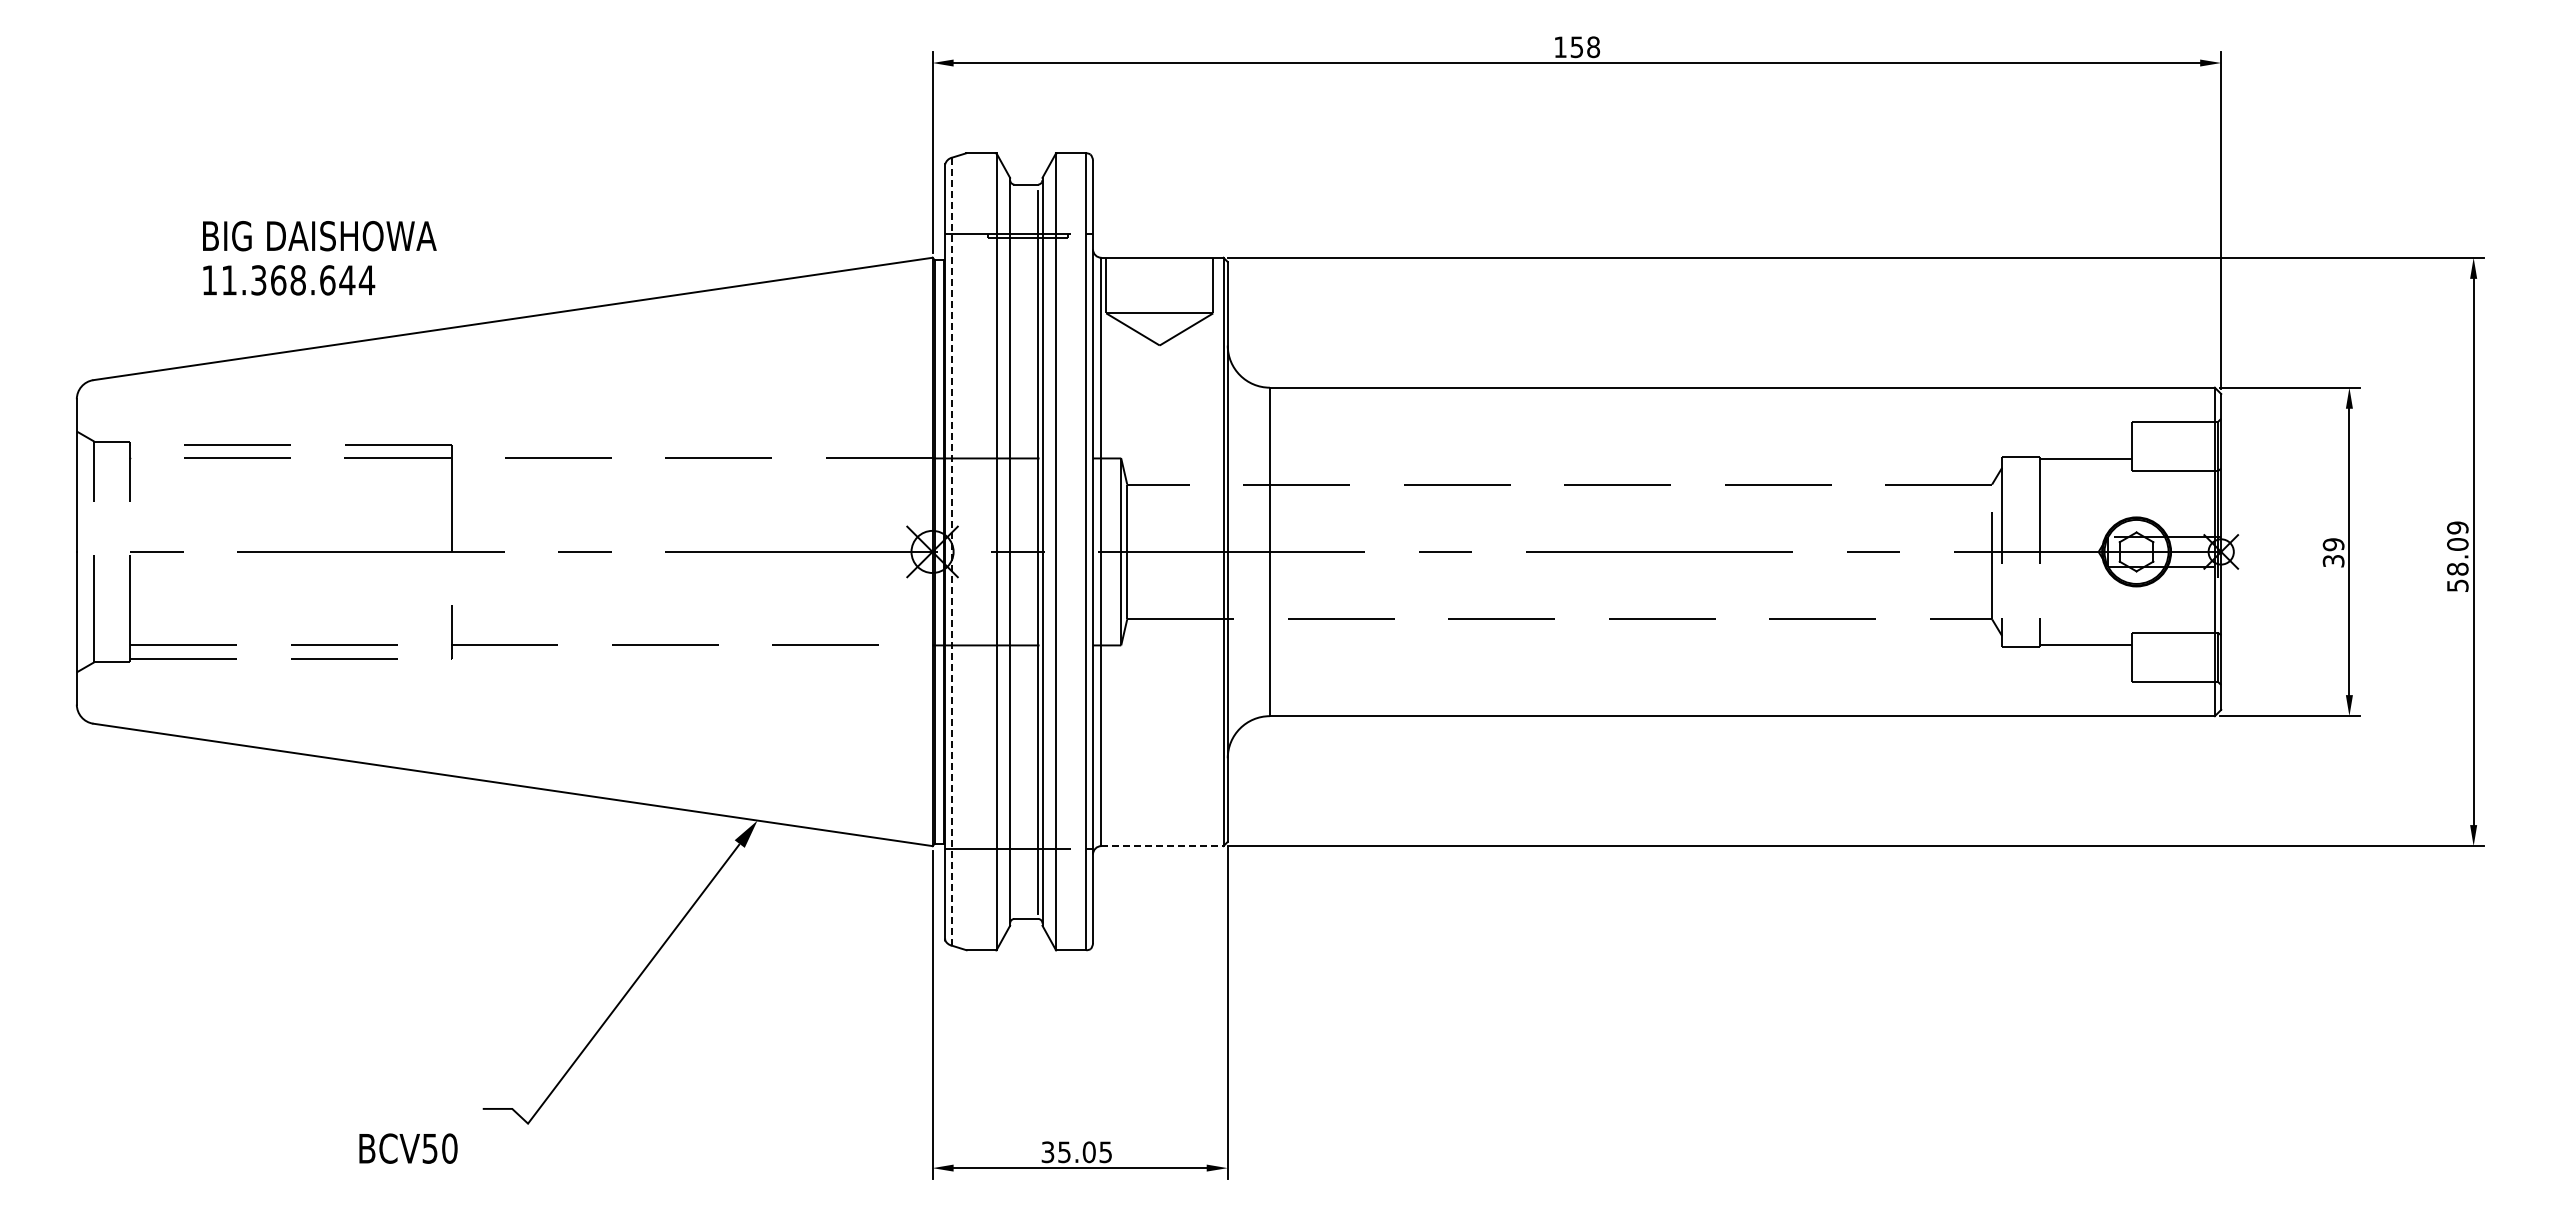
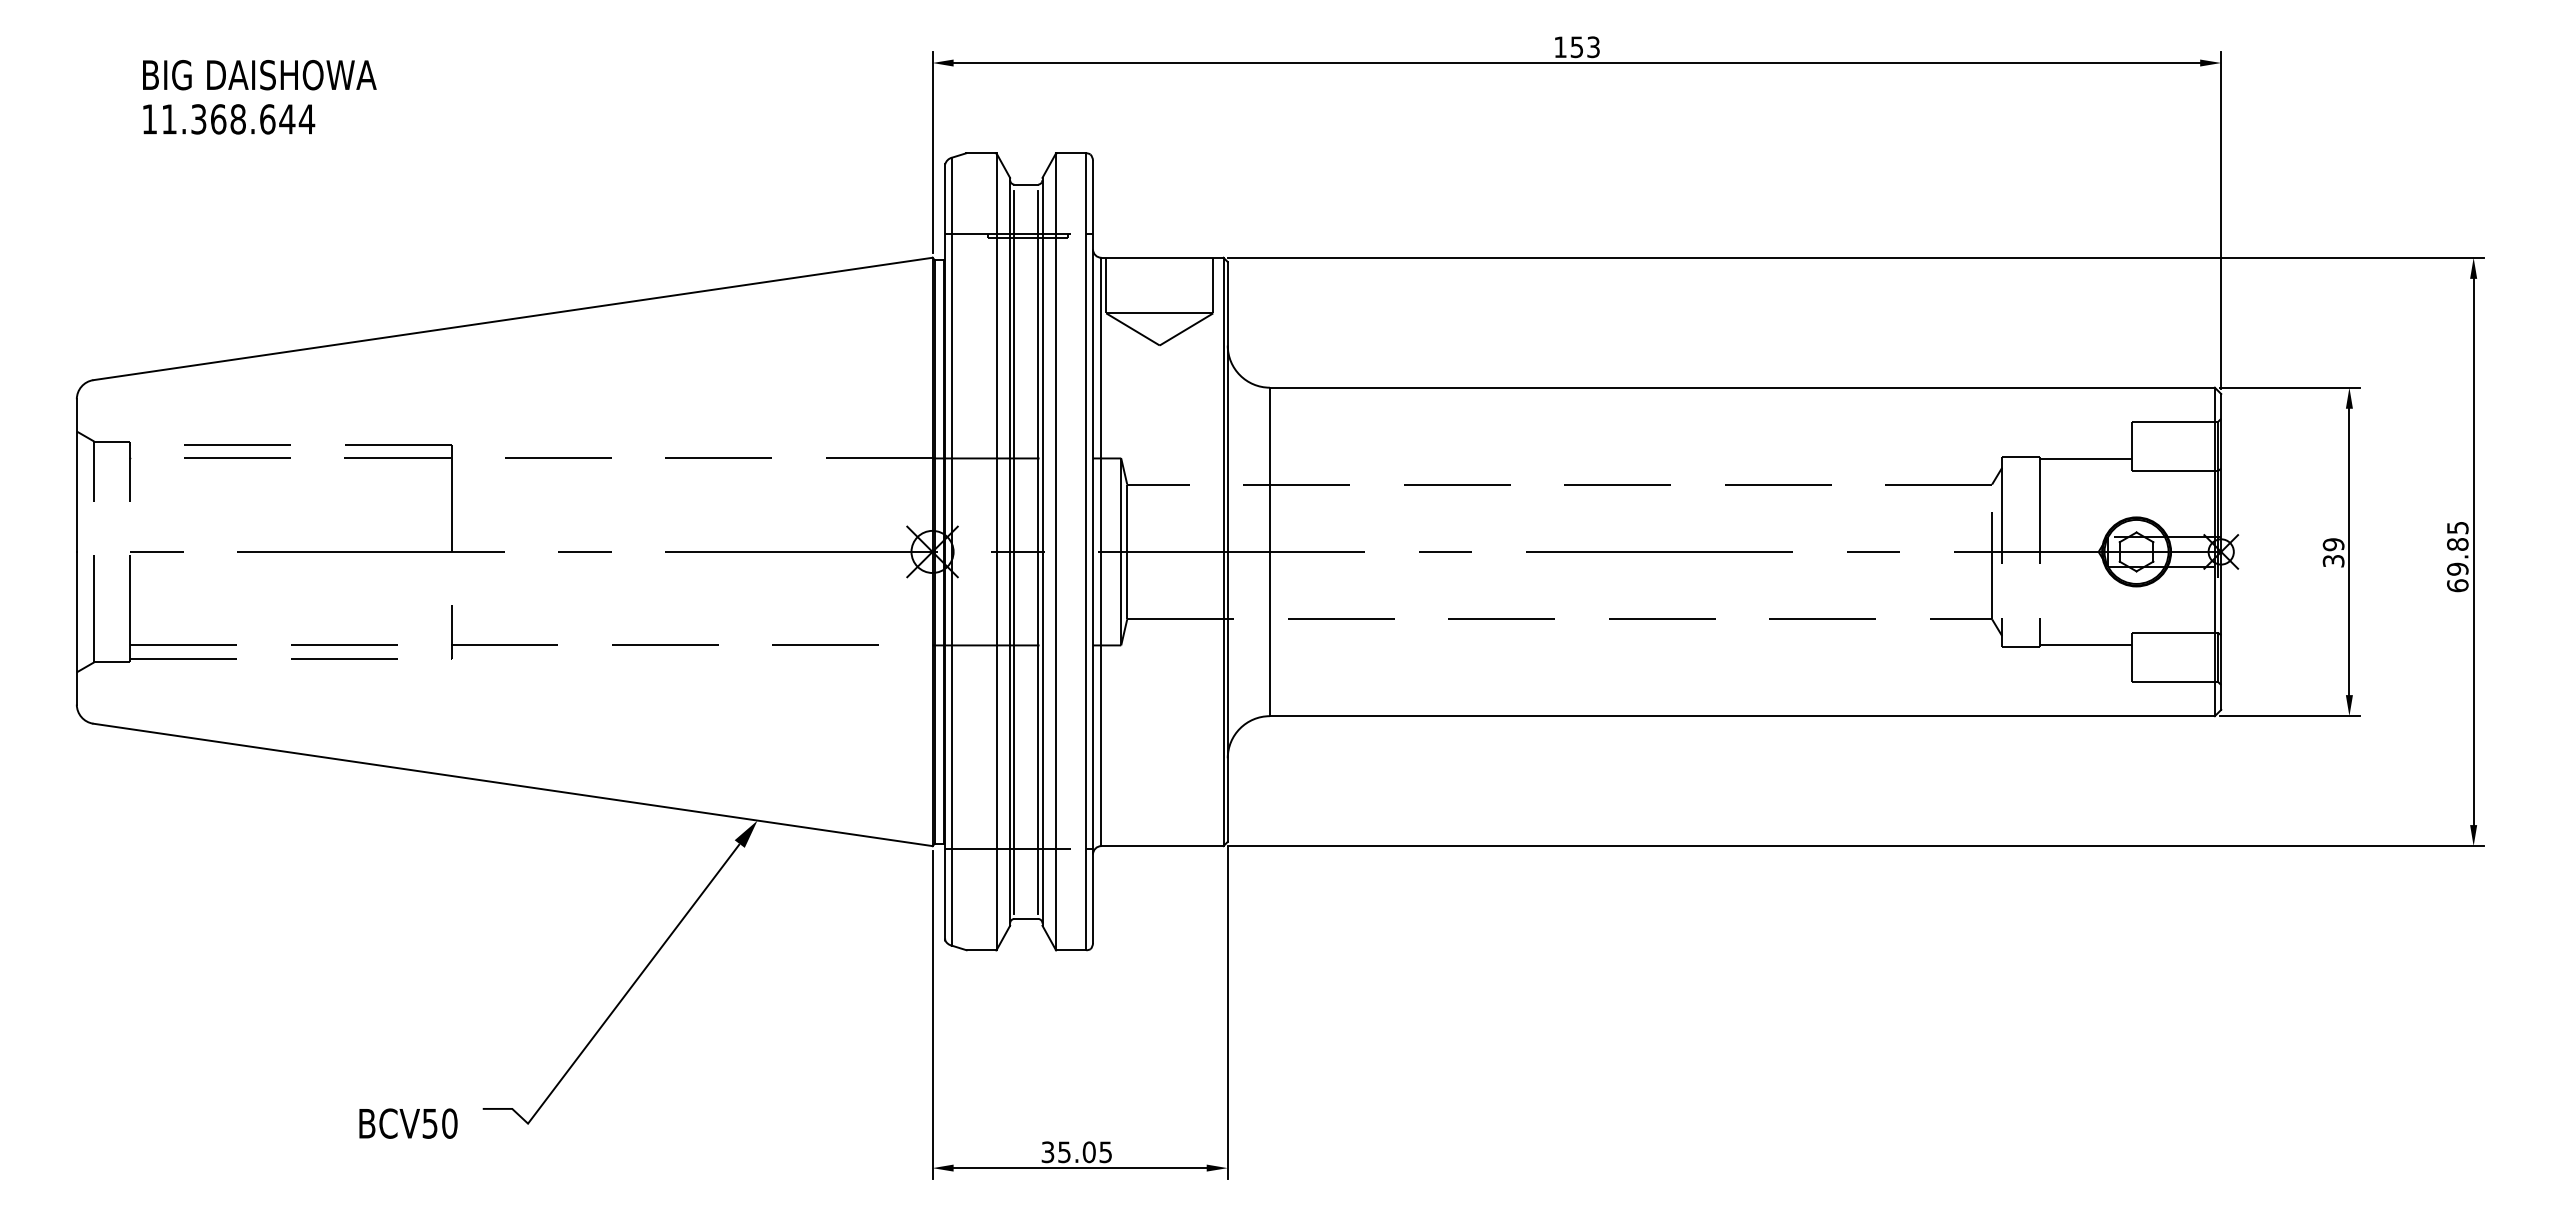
text: 158 -> 153 (1593, 47)
text position: (319, 258) -> (259, 97) (259, 97)
line: dashed -> solid (951, 551)
line: none -> present (1014, 552)
text: 58.09 -> 69.85 (2457, 556)
line: dashed -> solid (1162, 846)
text position: (408, 1148) -> (408, 1123) (408, 1123)
